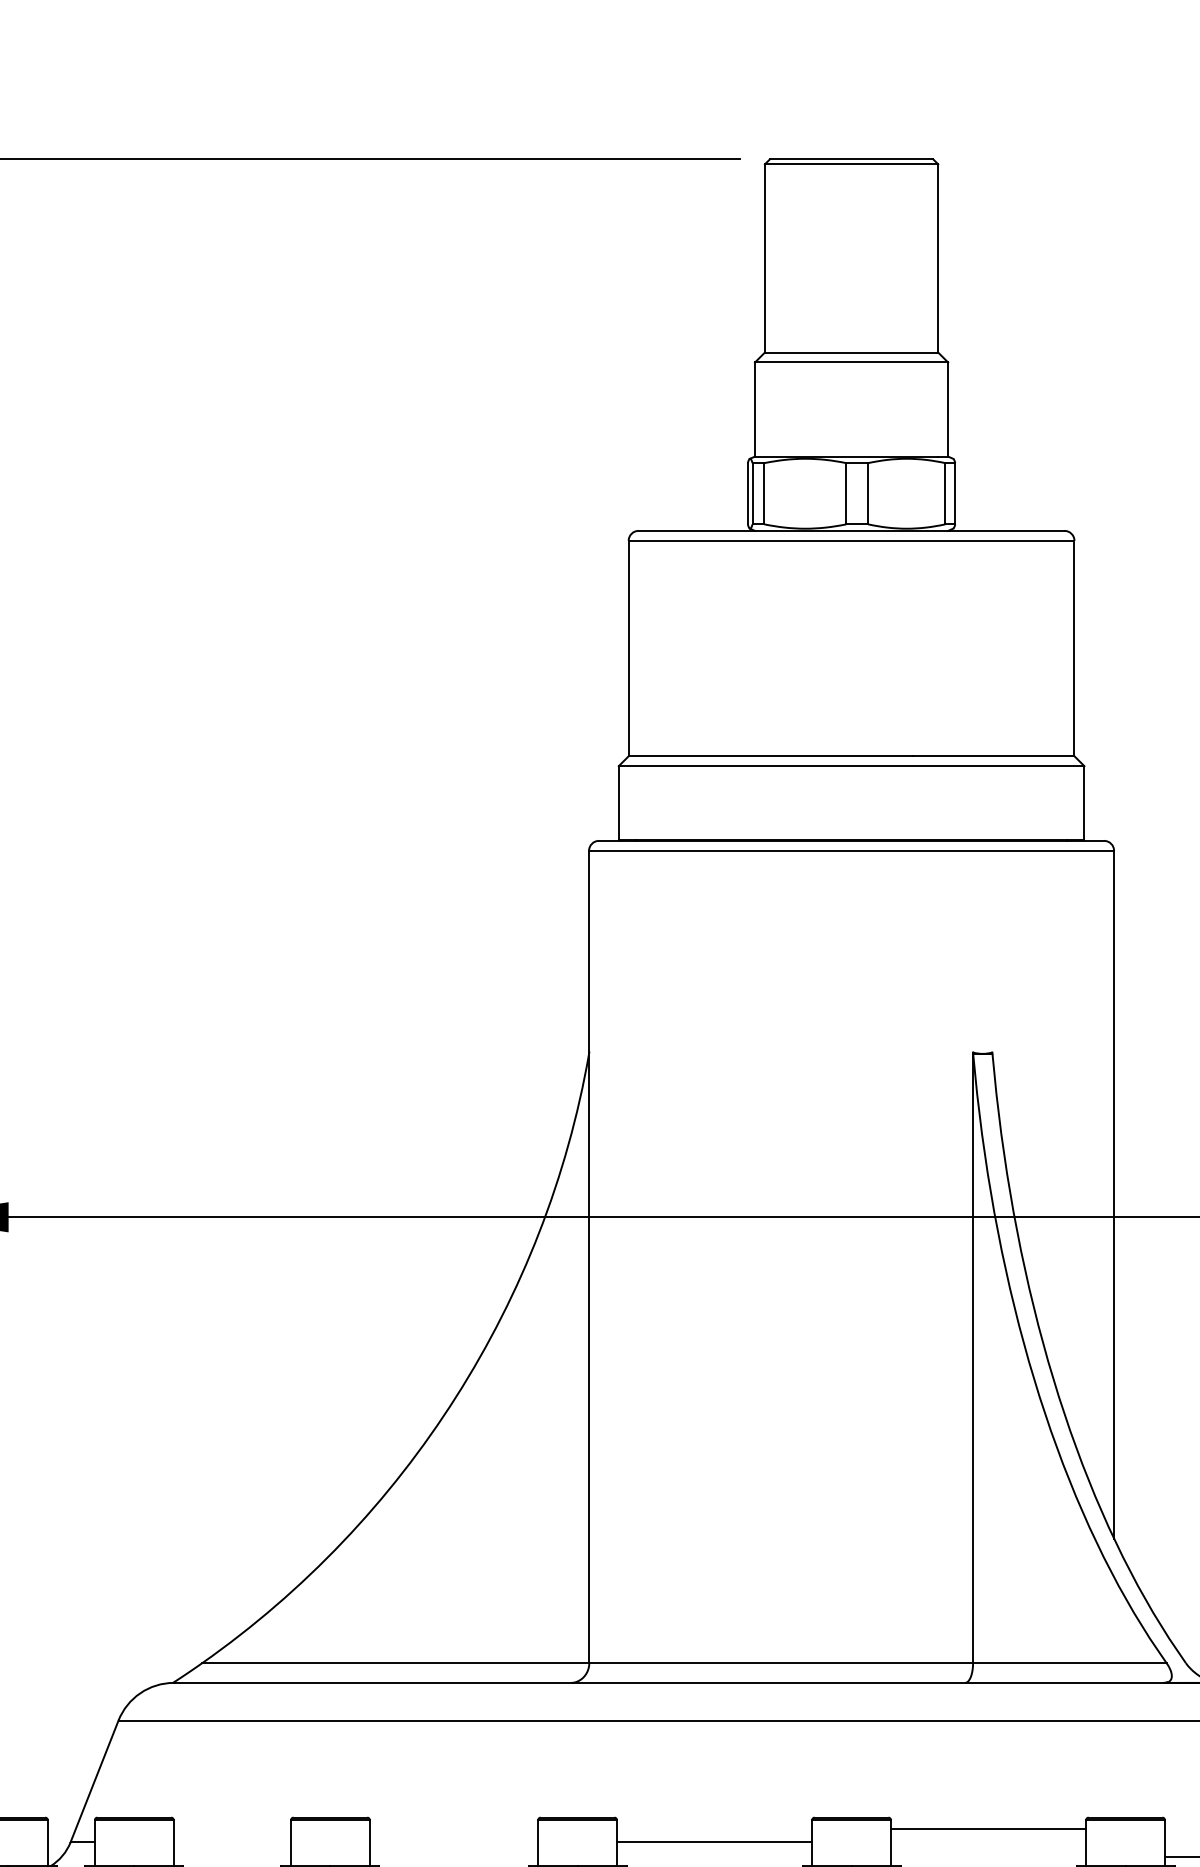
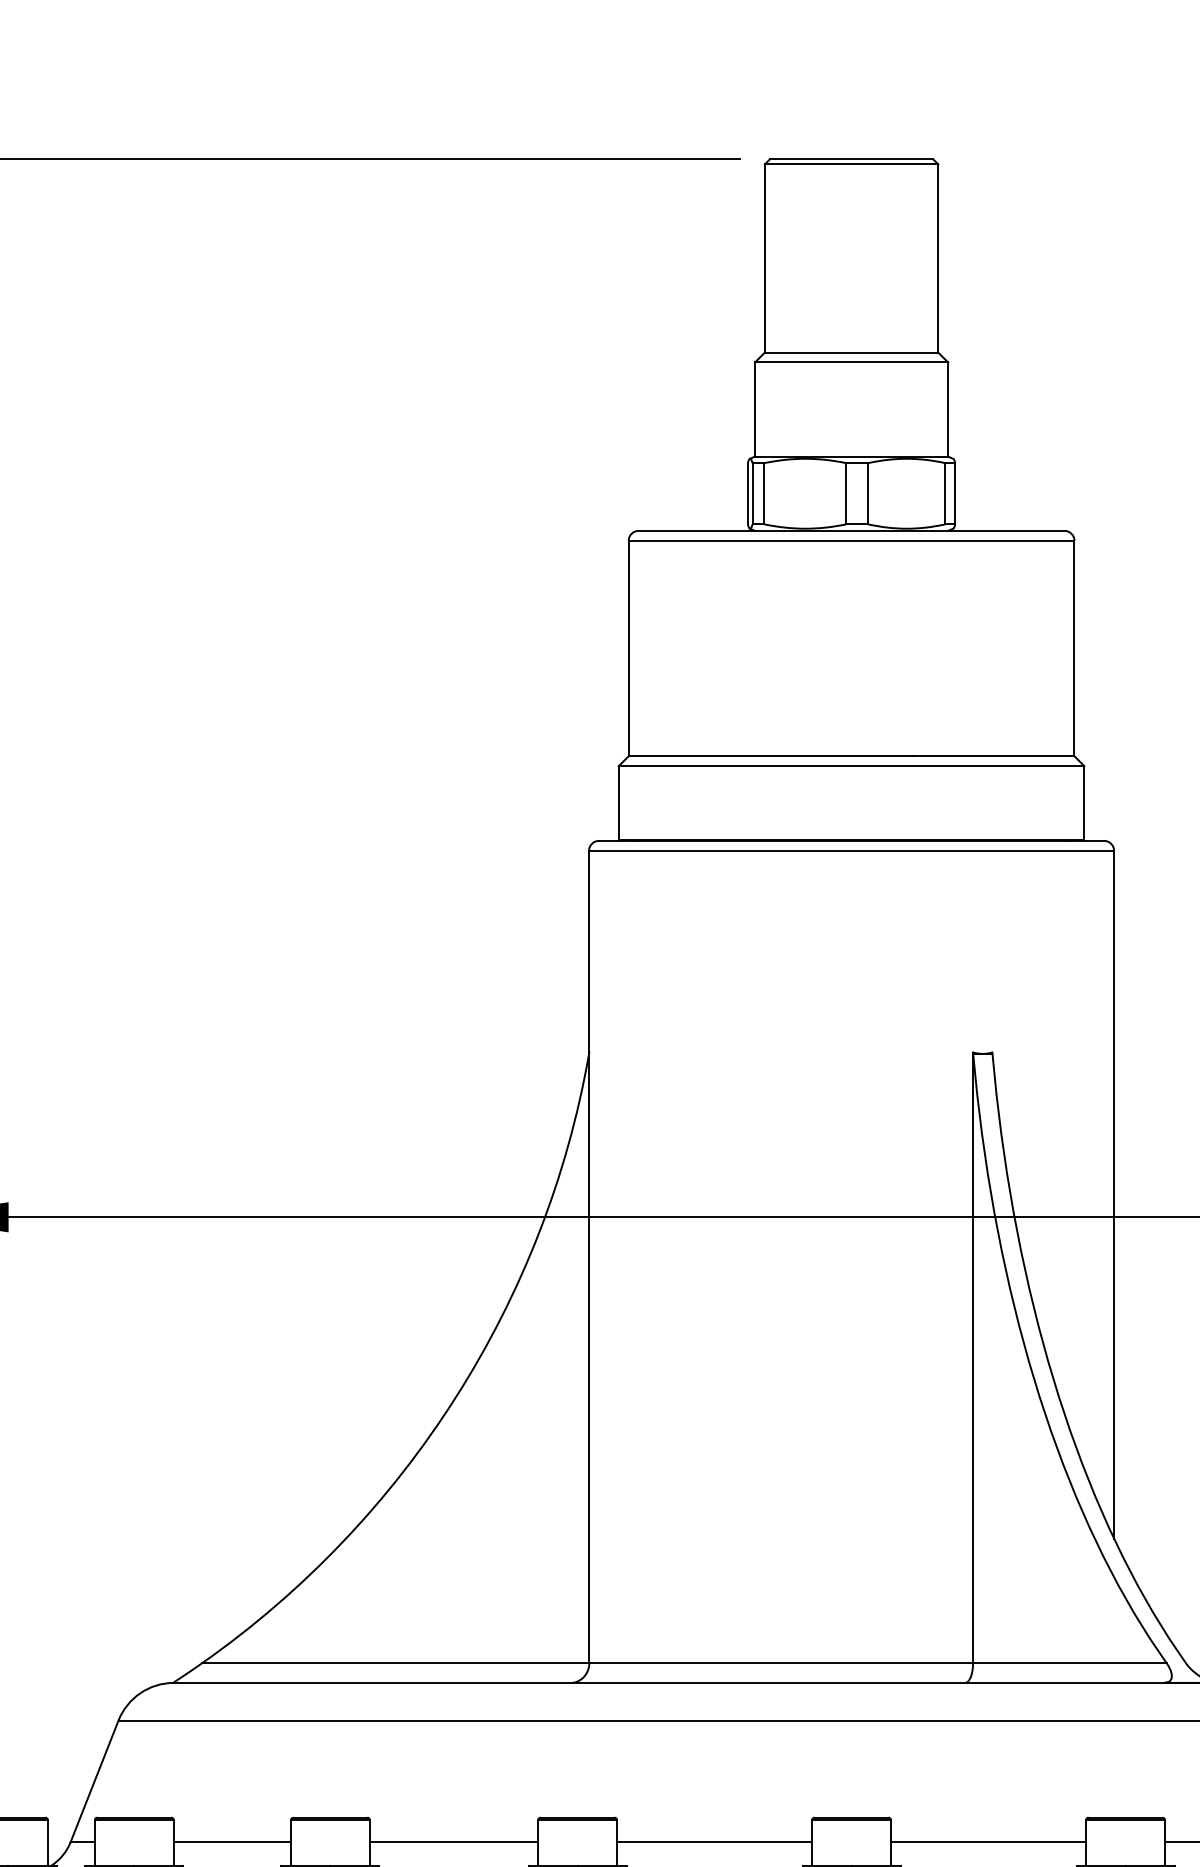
line position: (988, 1829) -> (988, 1842) (988, 1842)
line: none -> present (232, 1842)
line: none -> present (453, 1842)
line position: (1180, 1857) -> (1180, 1842) (1180, 1842)
